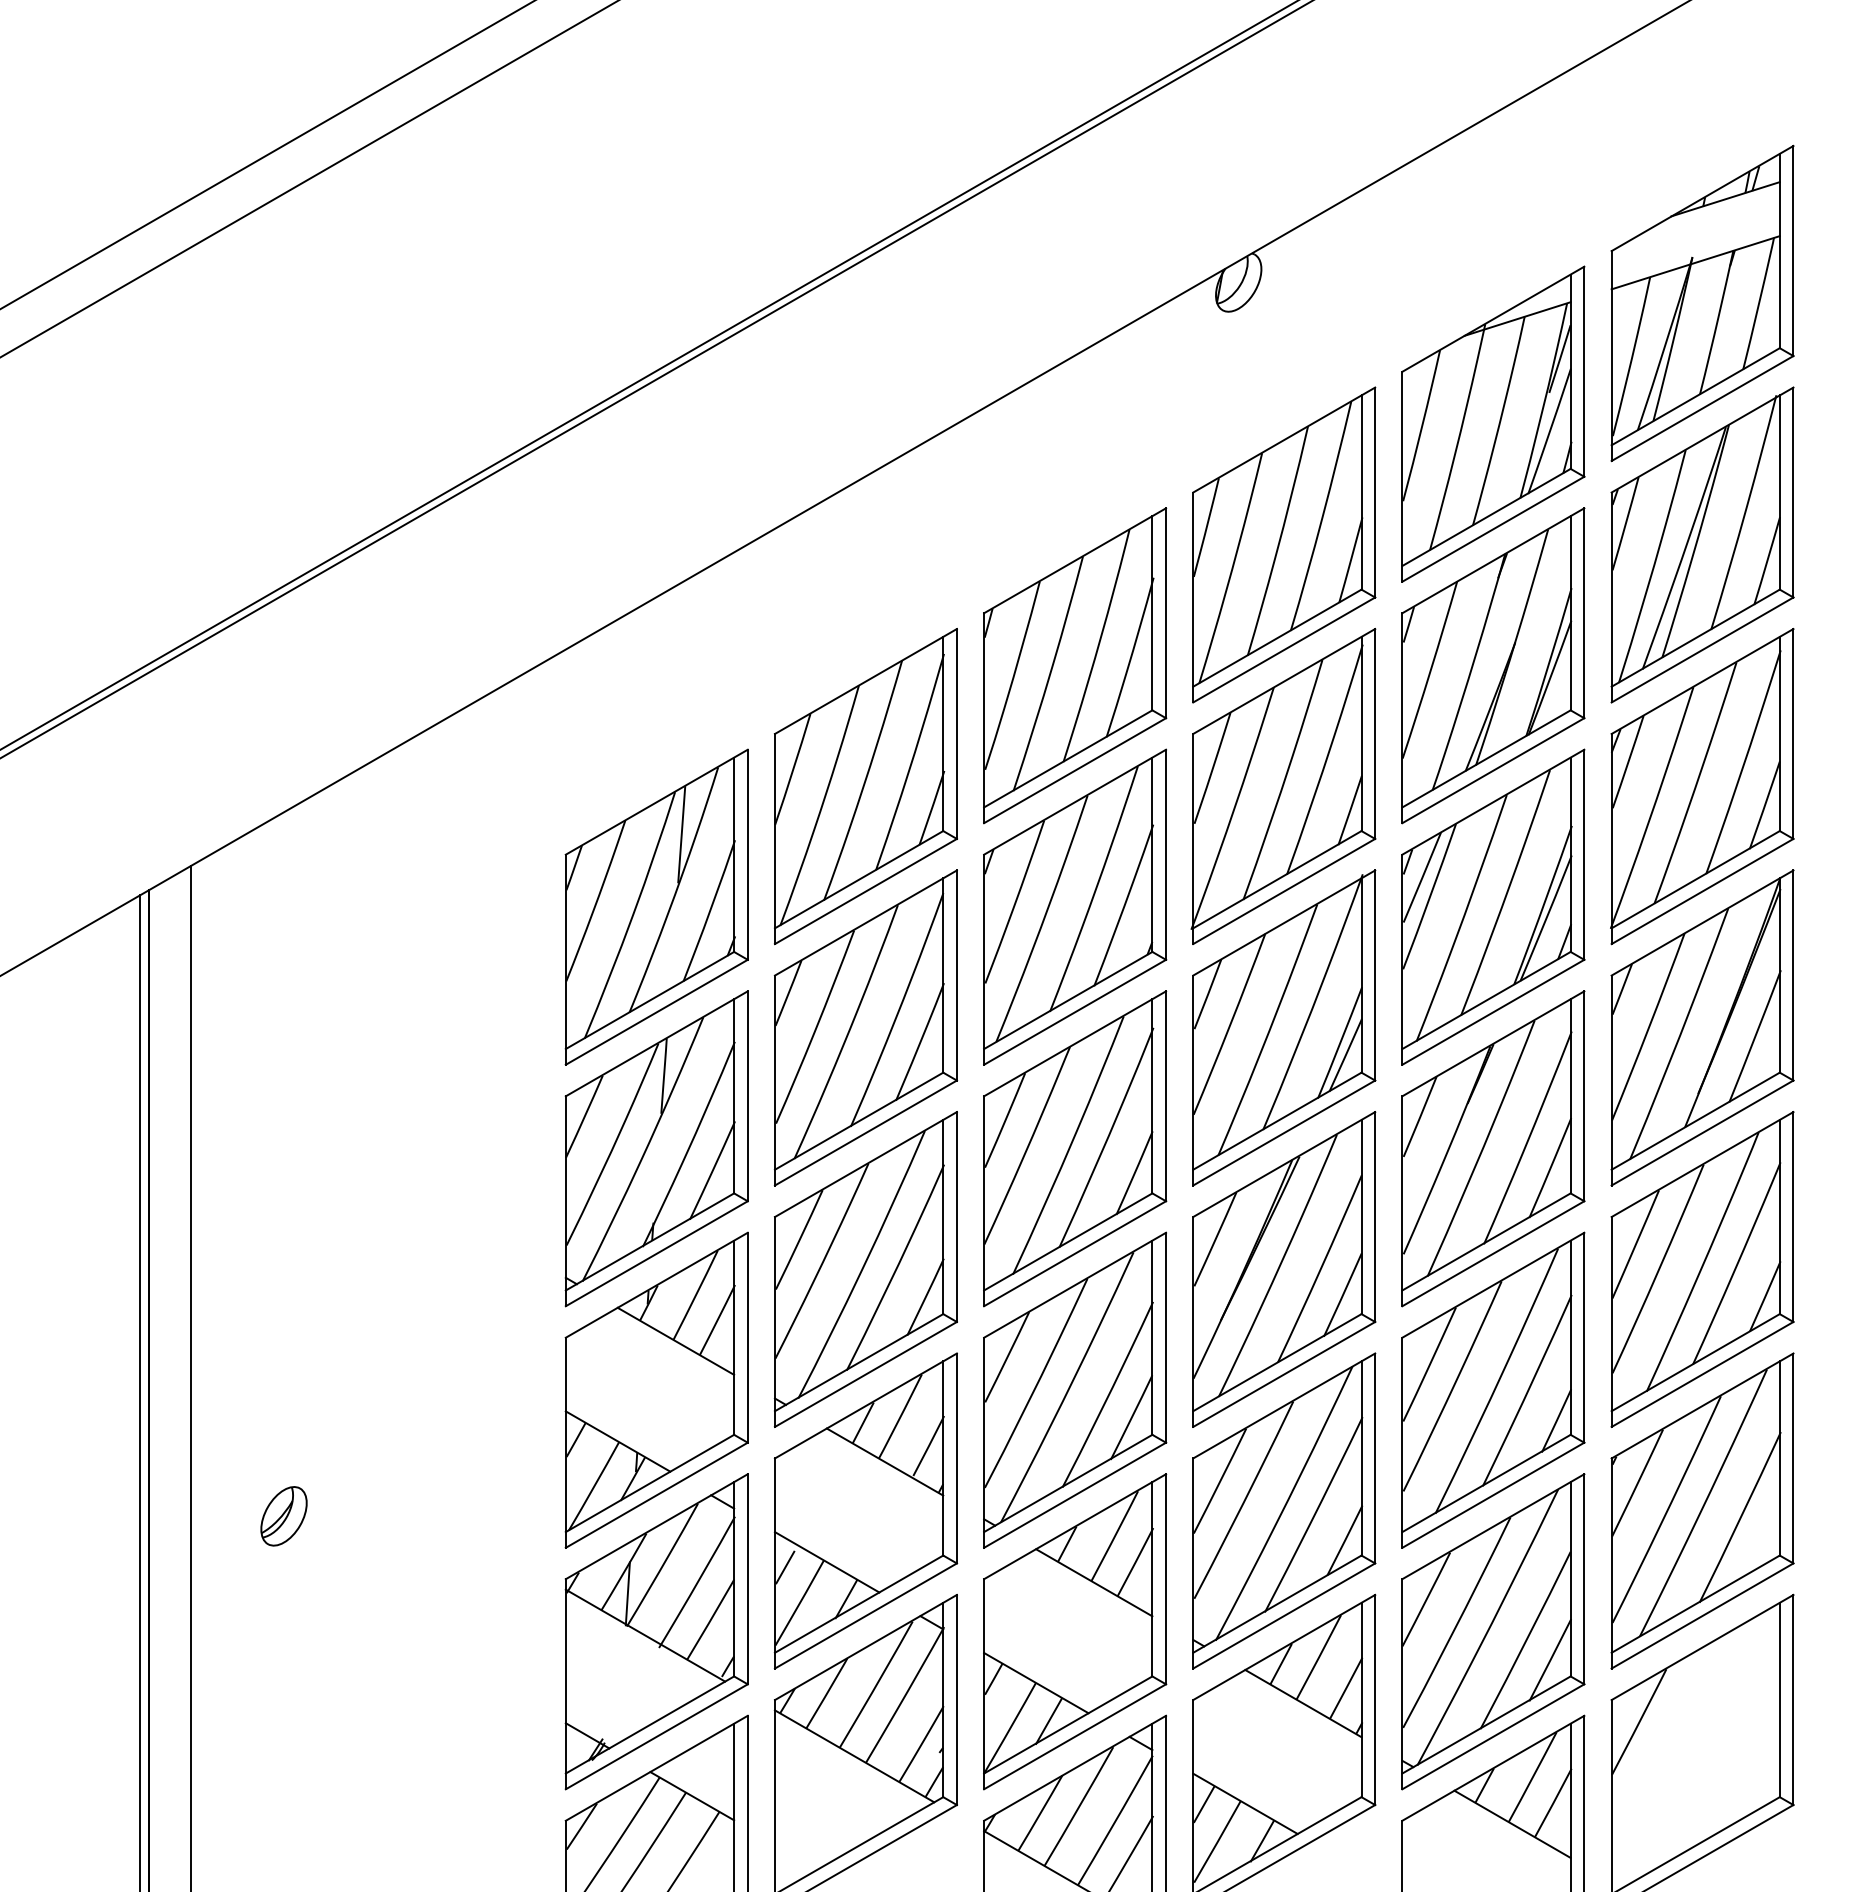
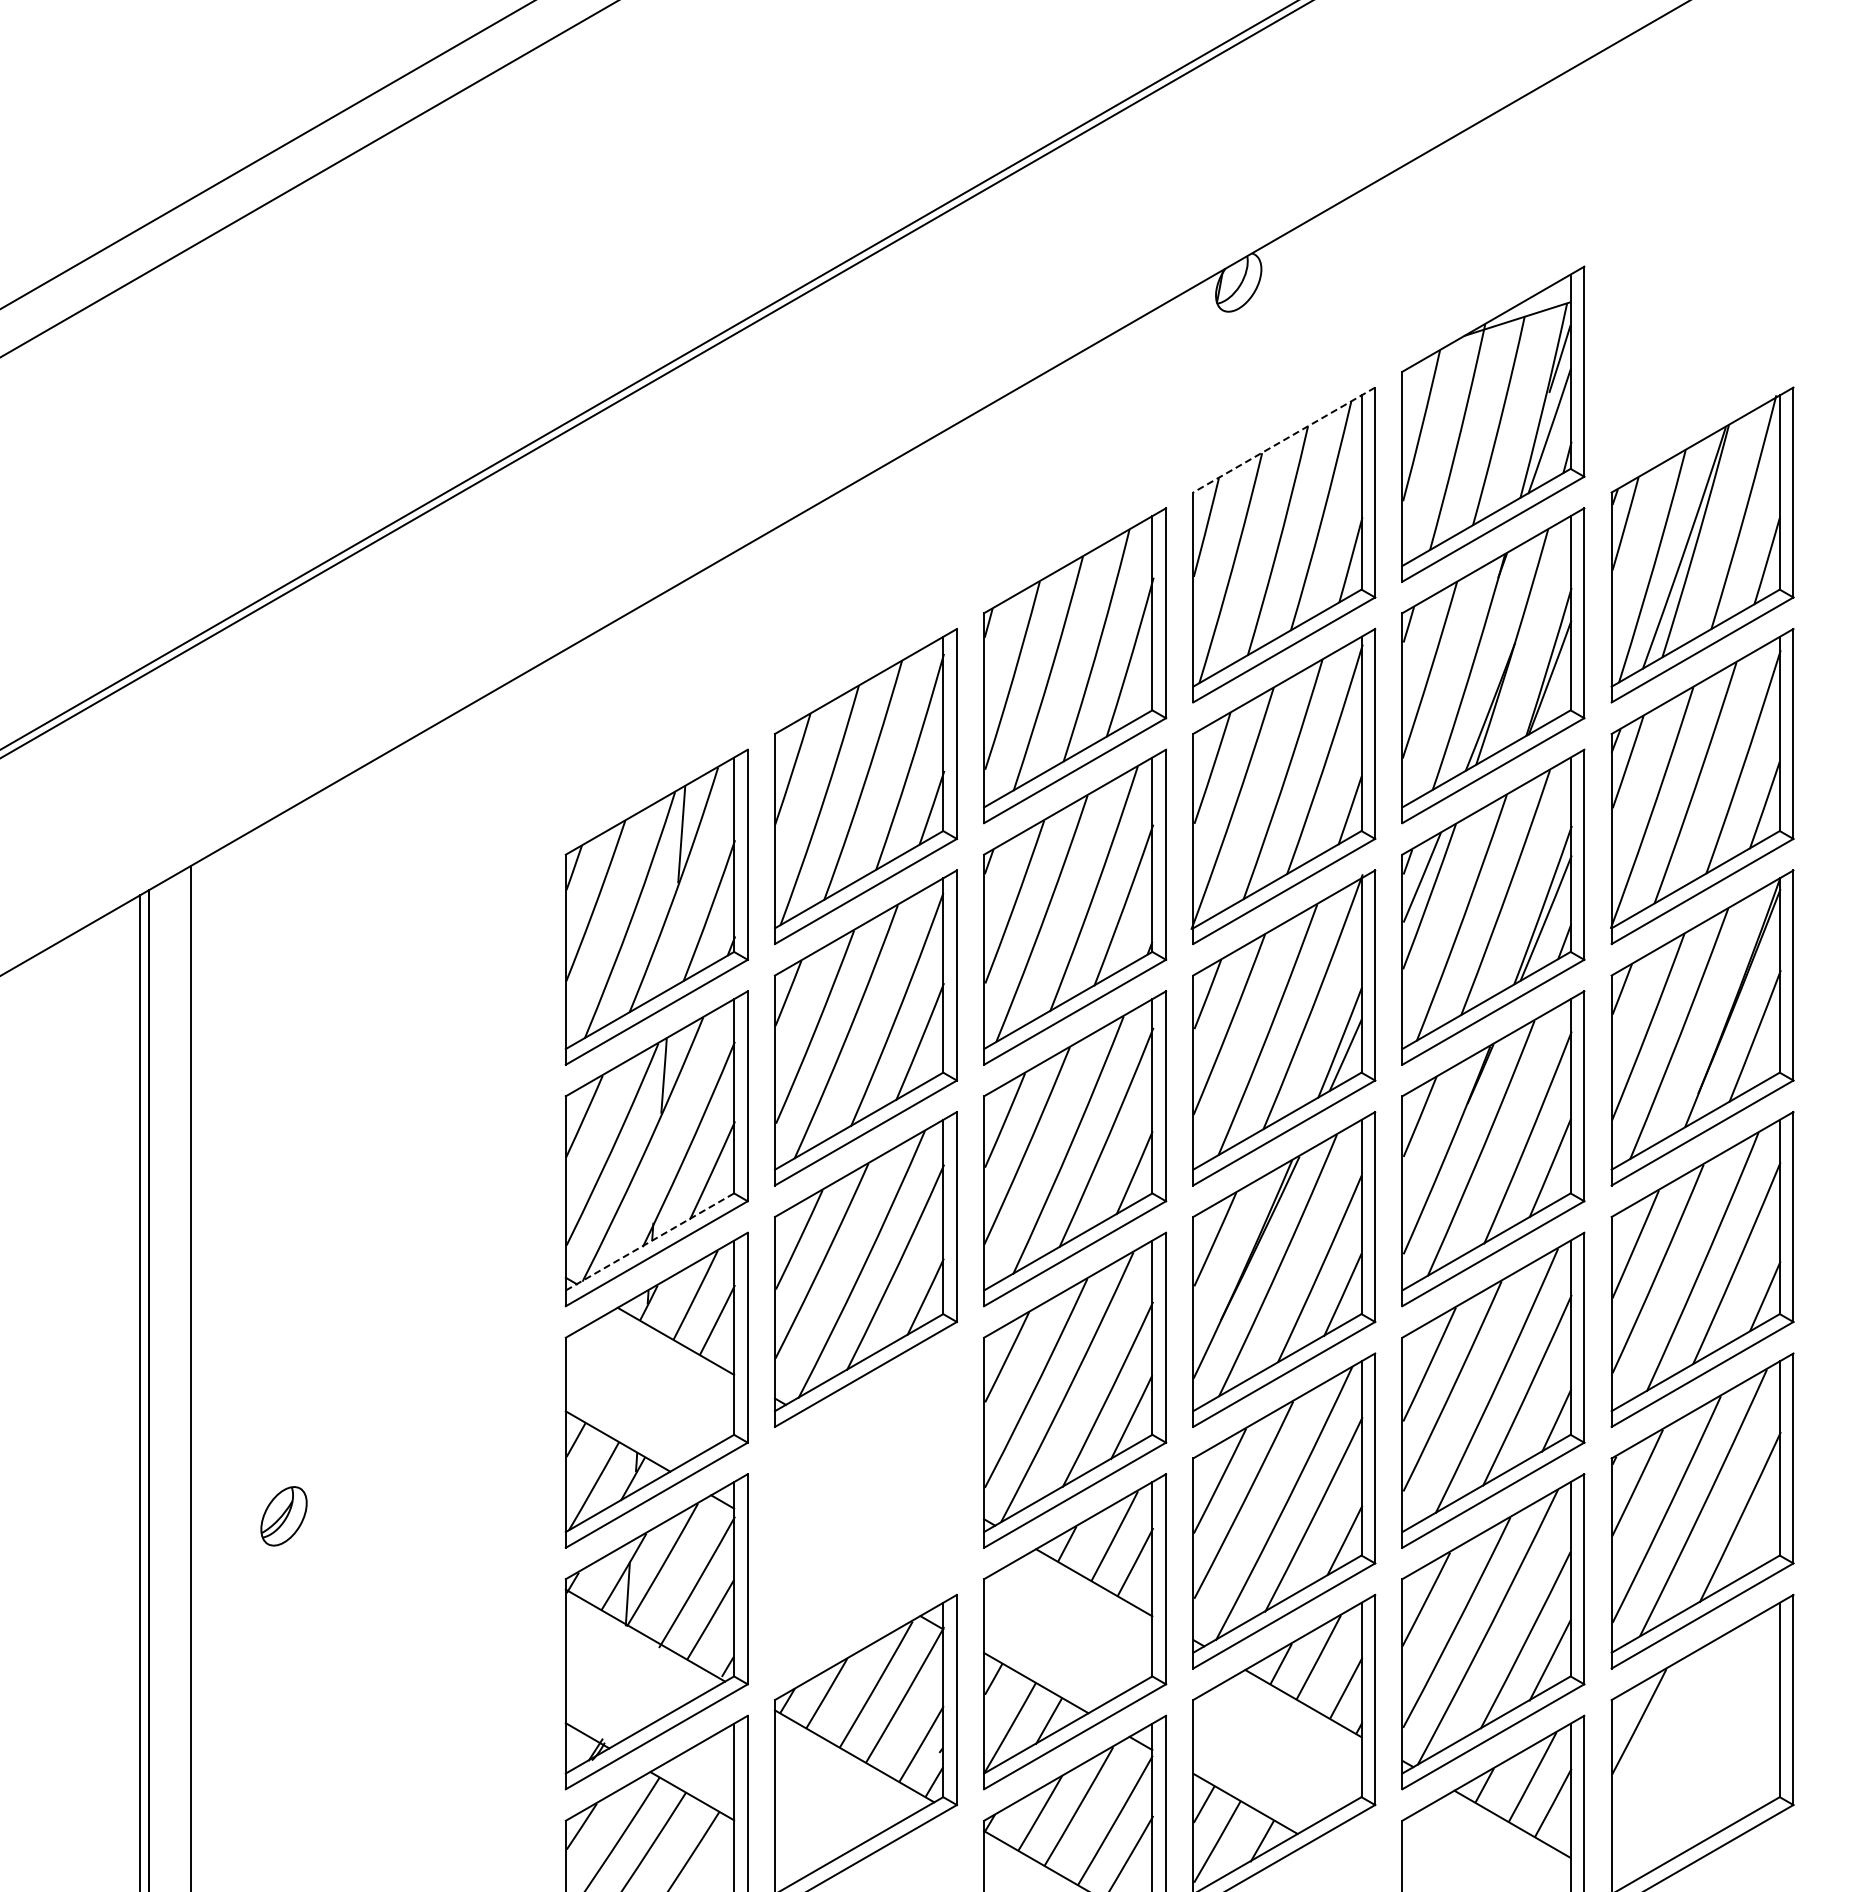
part: present -> none (1702, 303)
line: solid -> dashed (1283, 440)
line: solid -> dashed (650, 1241)
part: present -> none (865, 1510)
